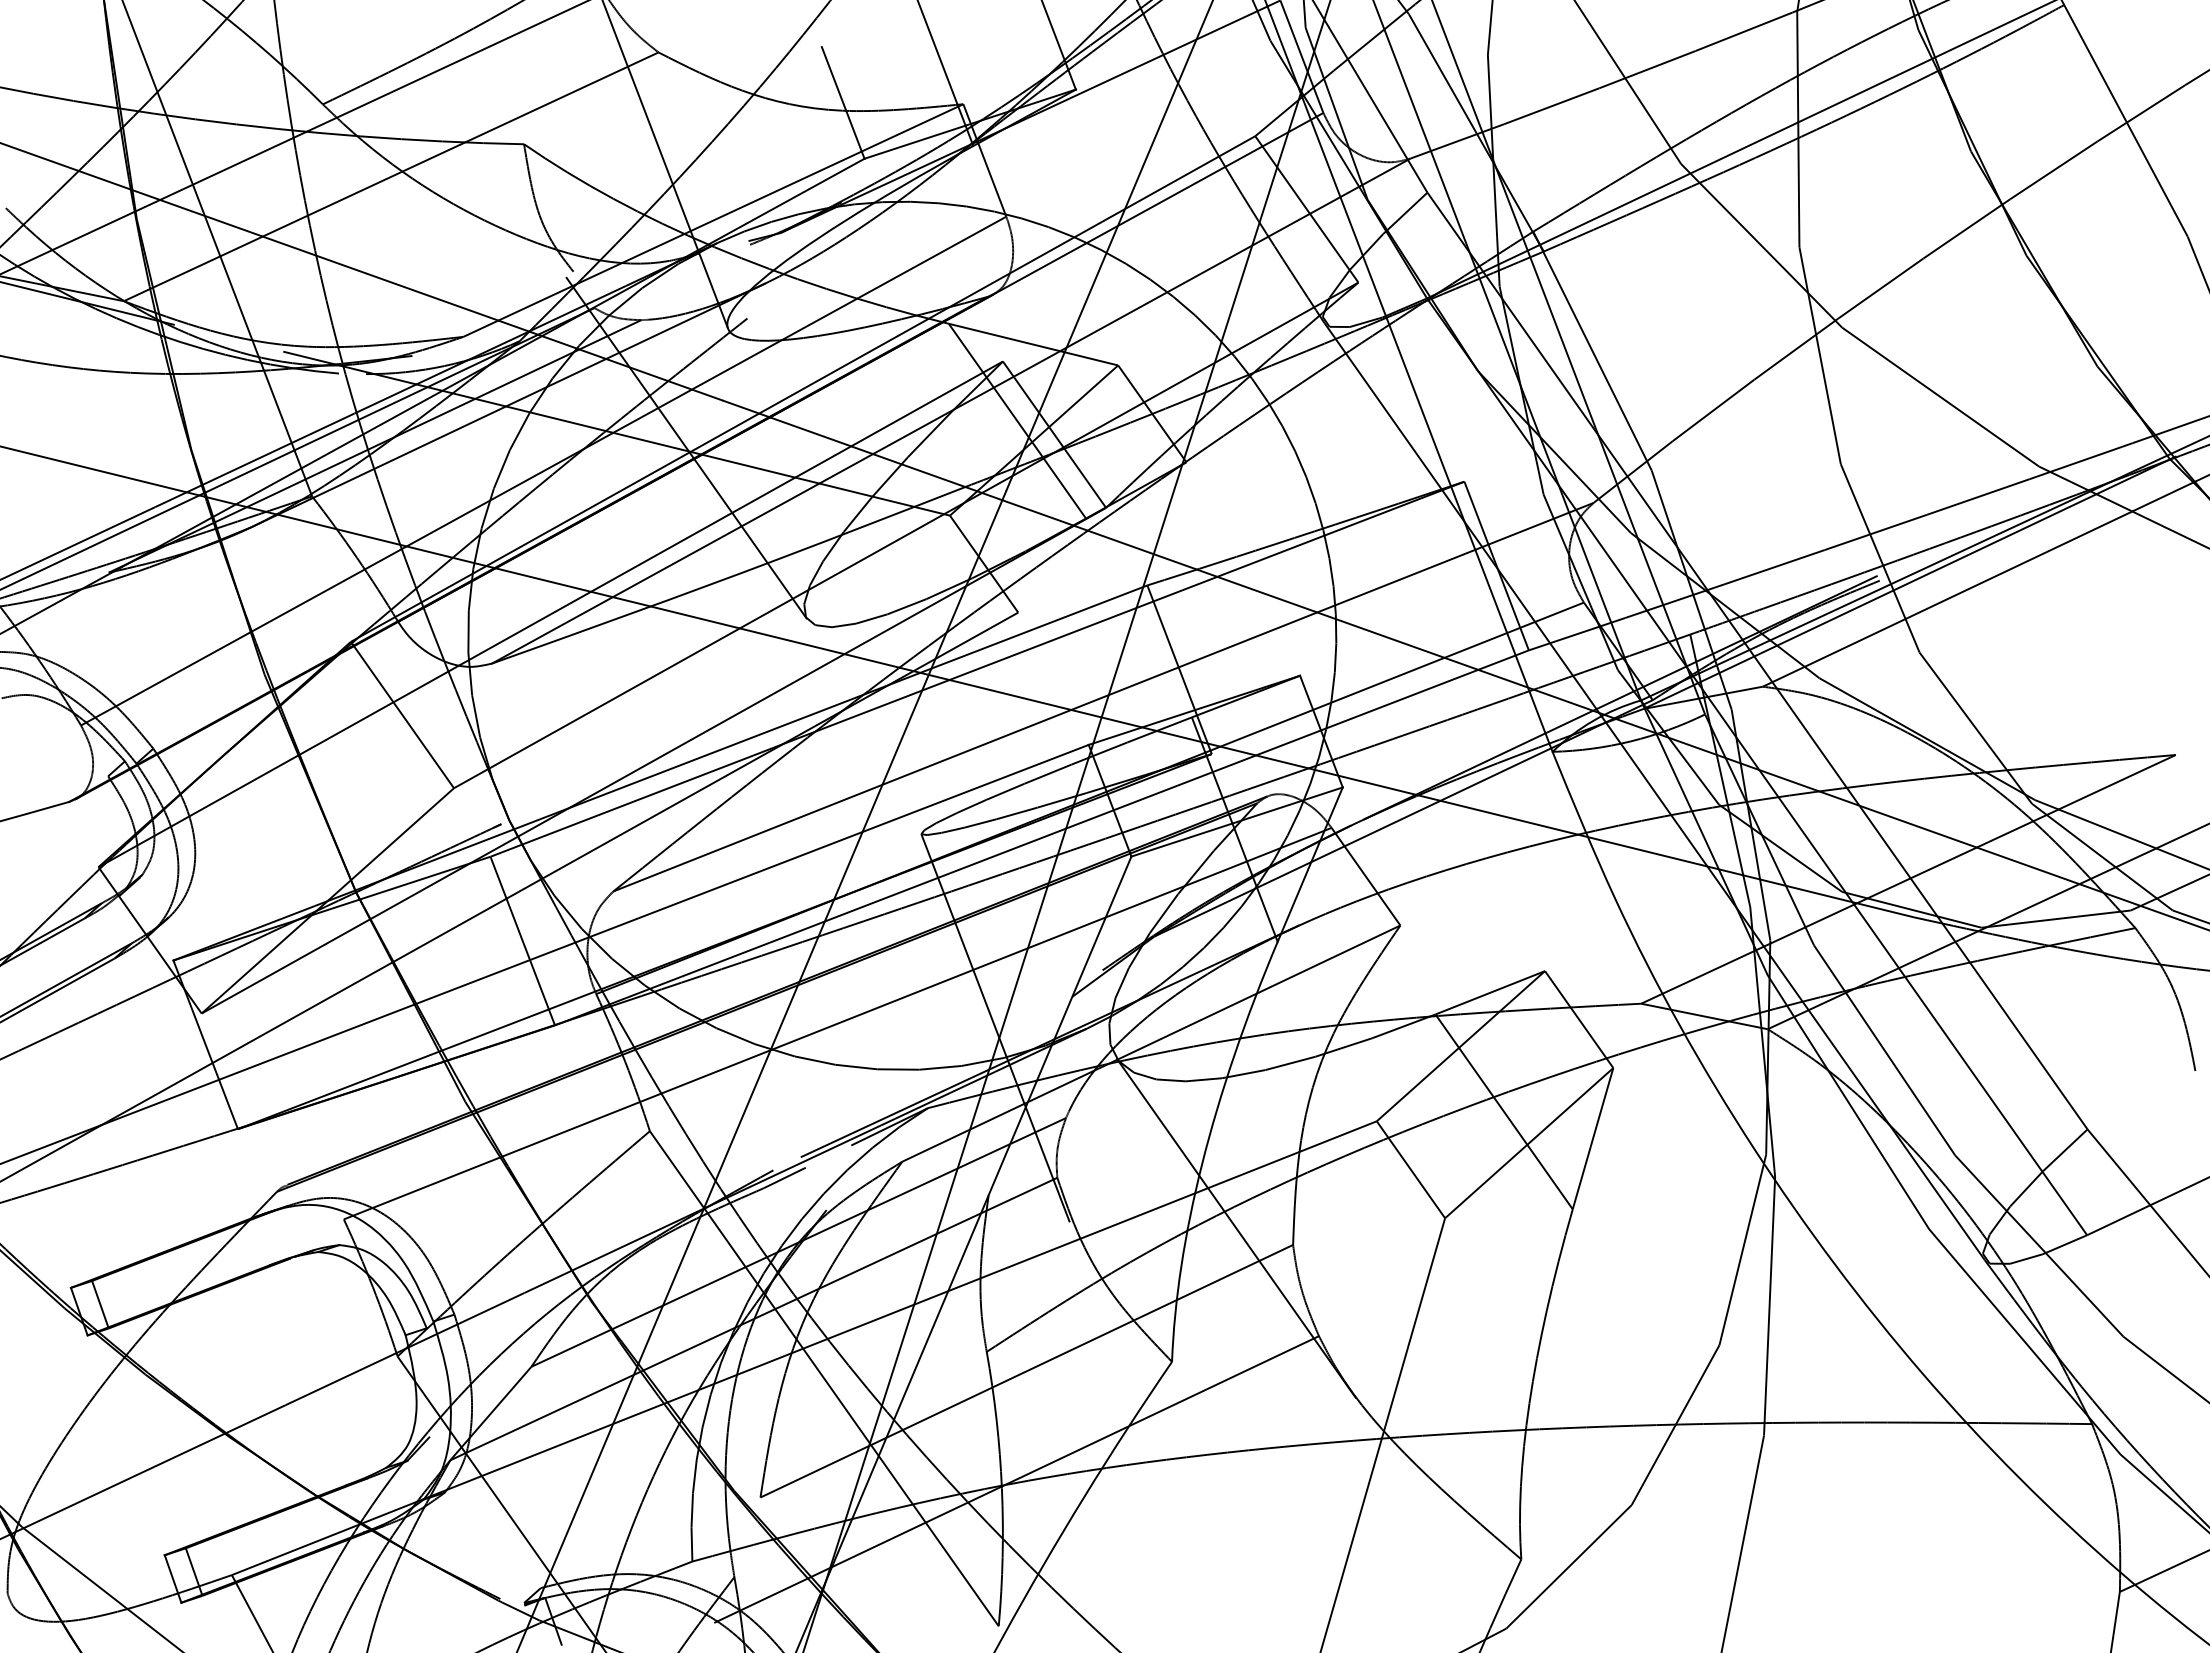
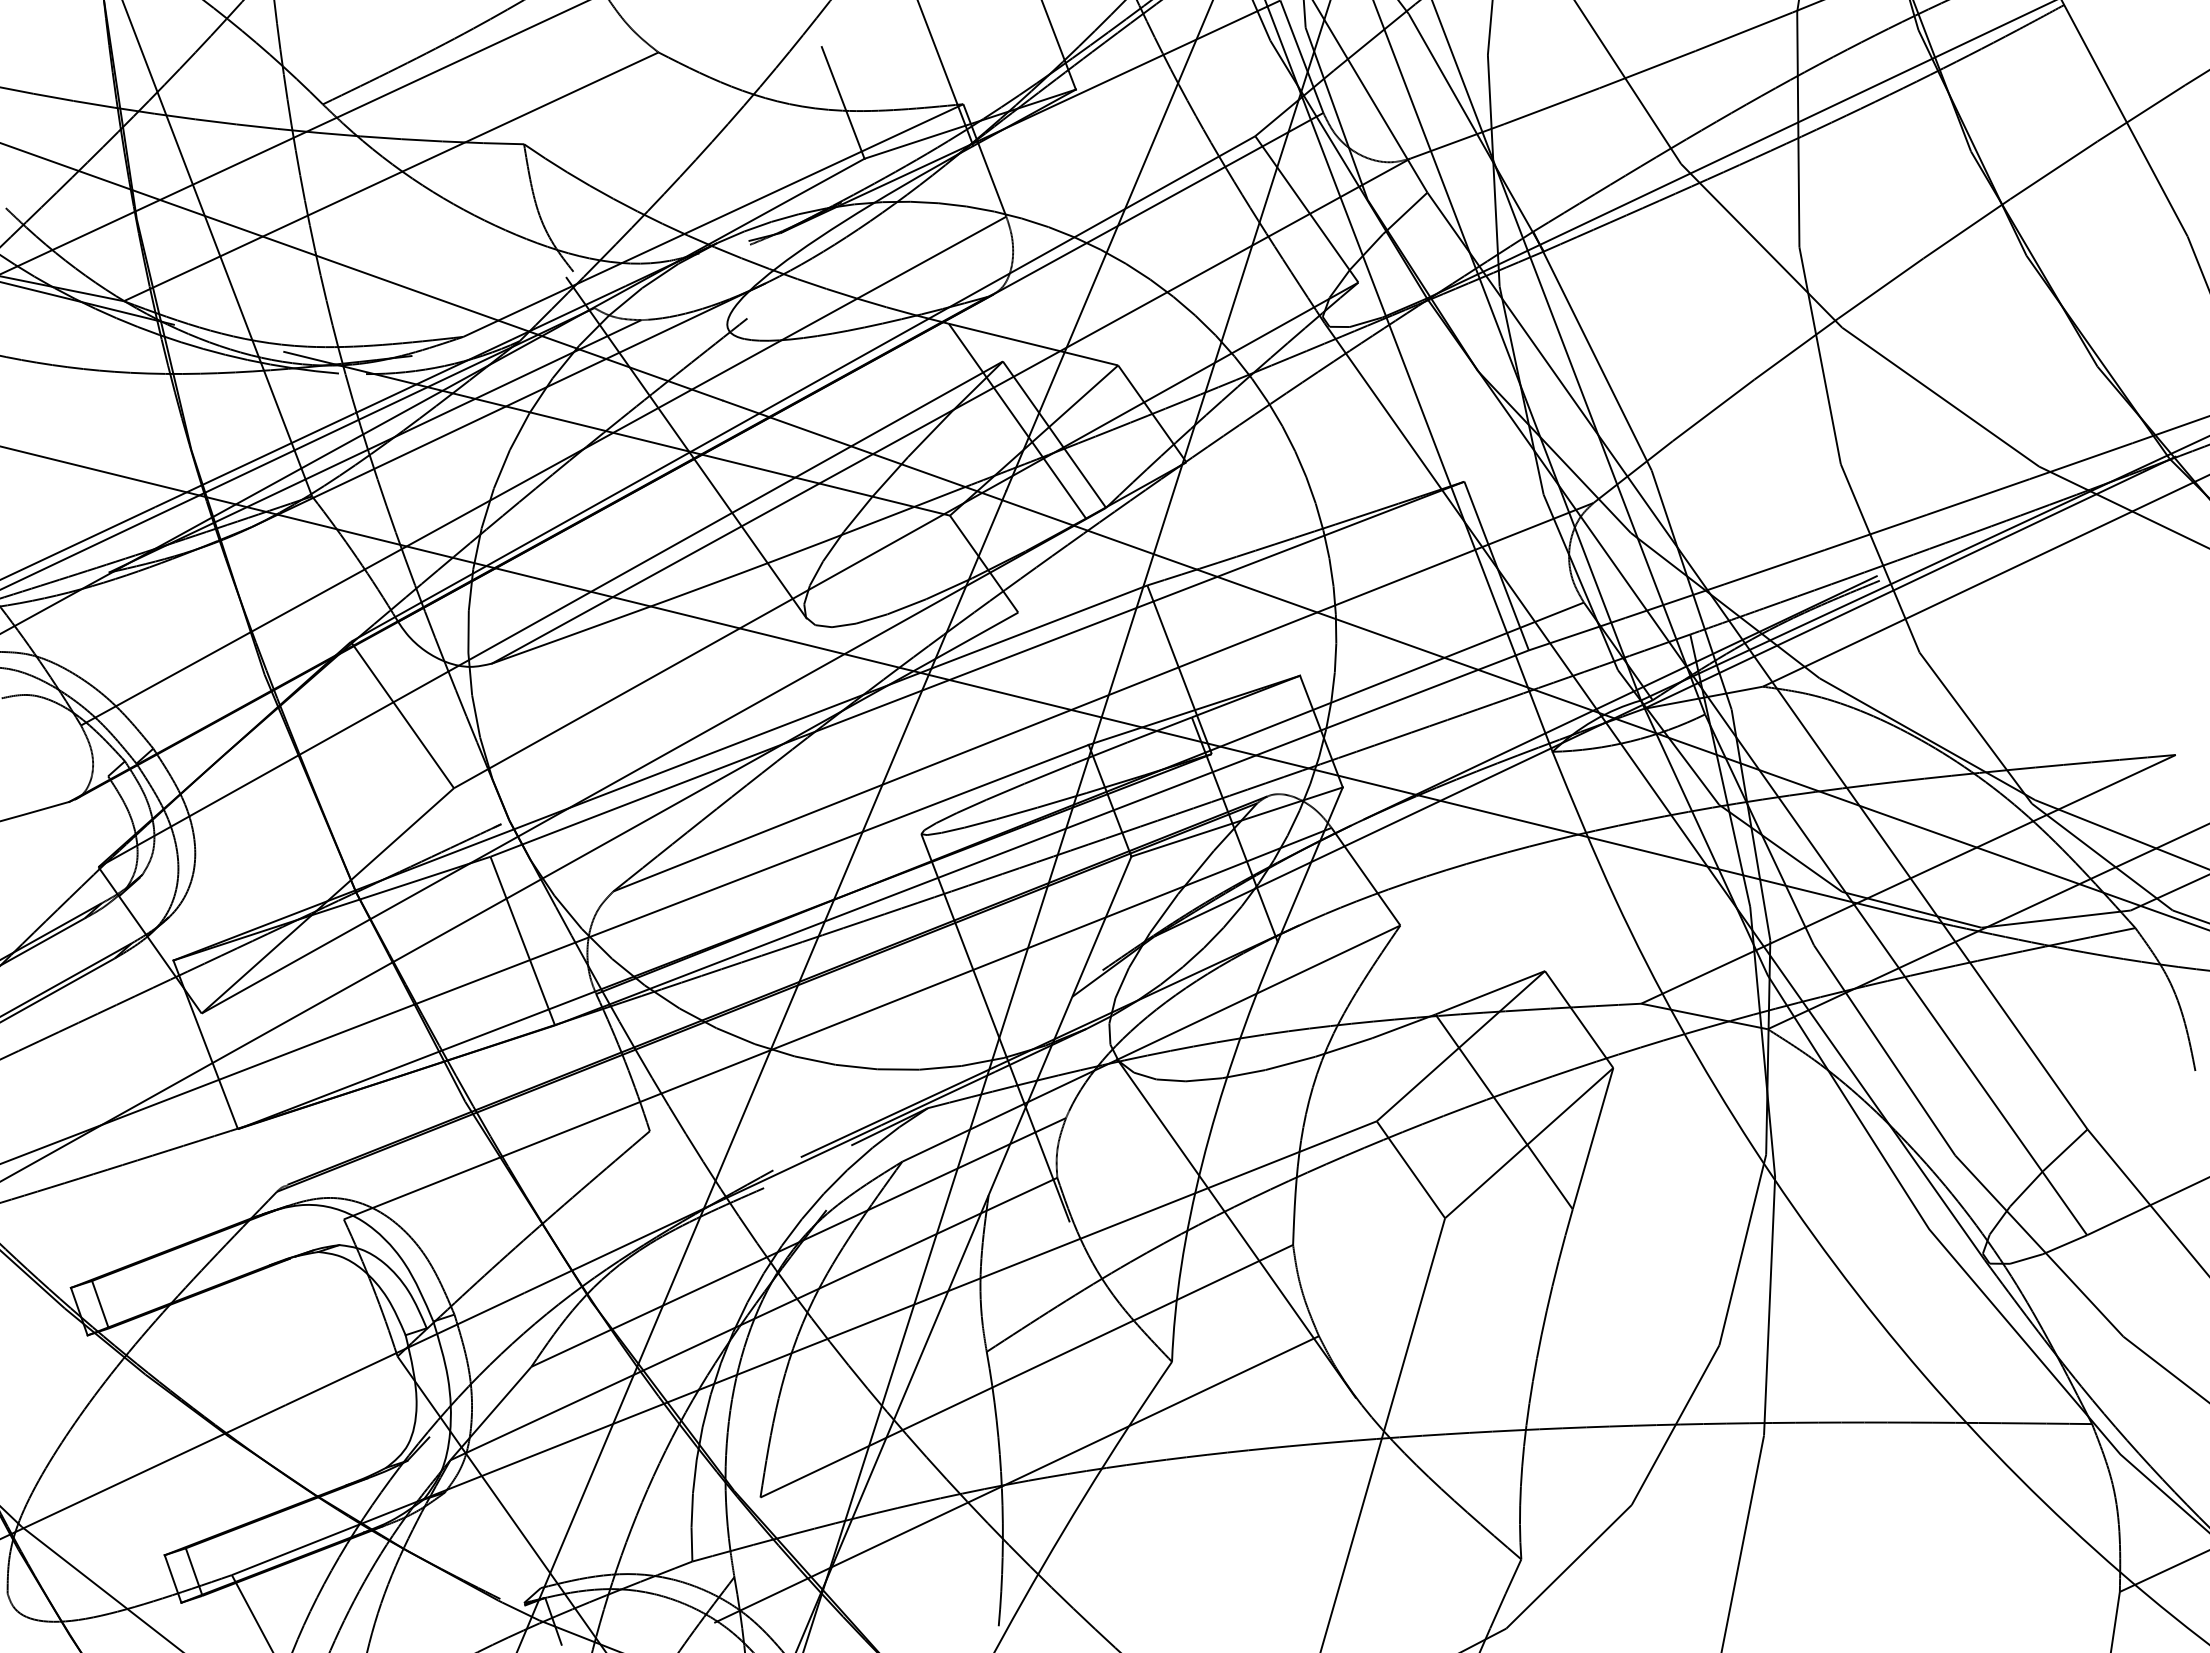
line: present -> none (665, 165)
line: present -> none (784, 1177)
line: present -> none (823, 1378)
